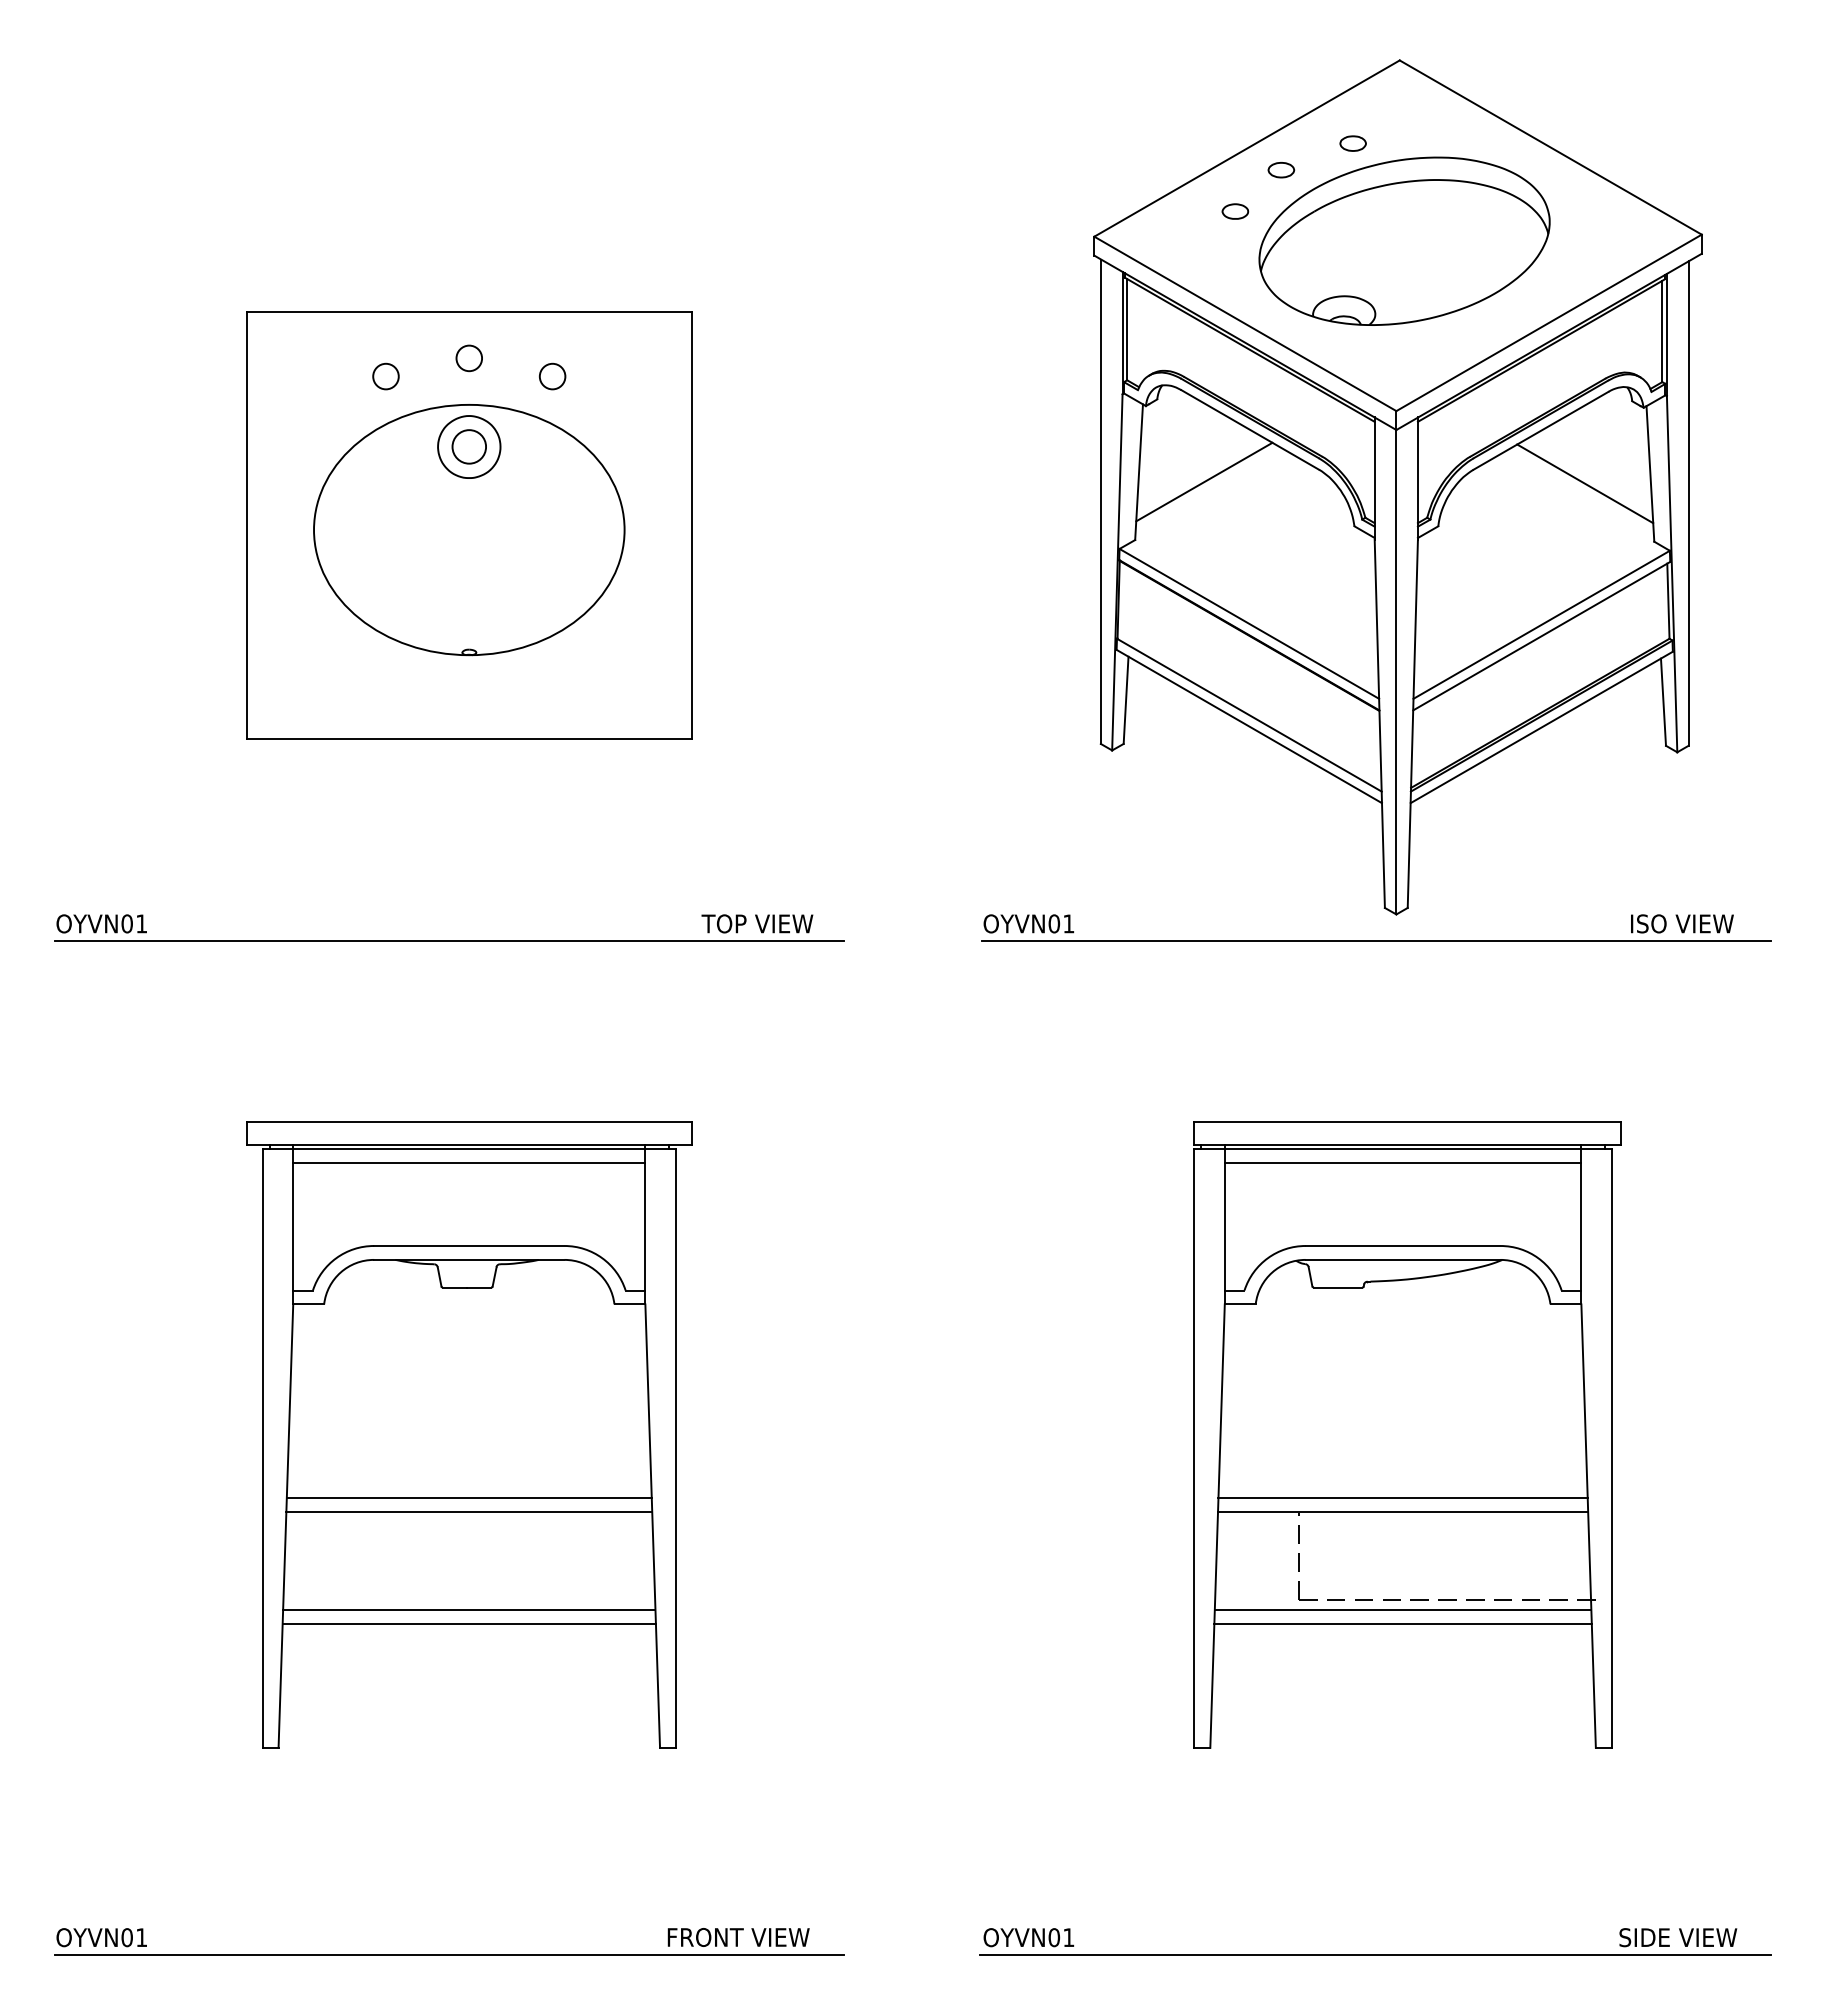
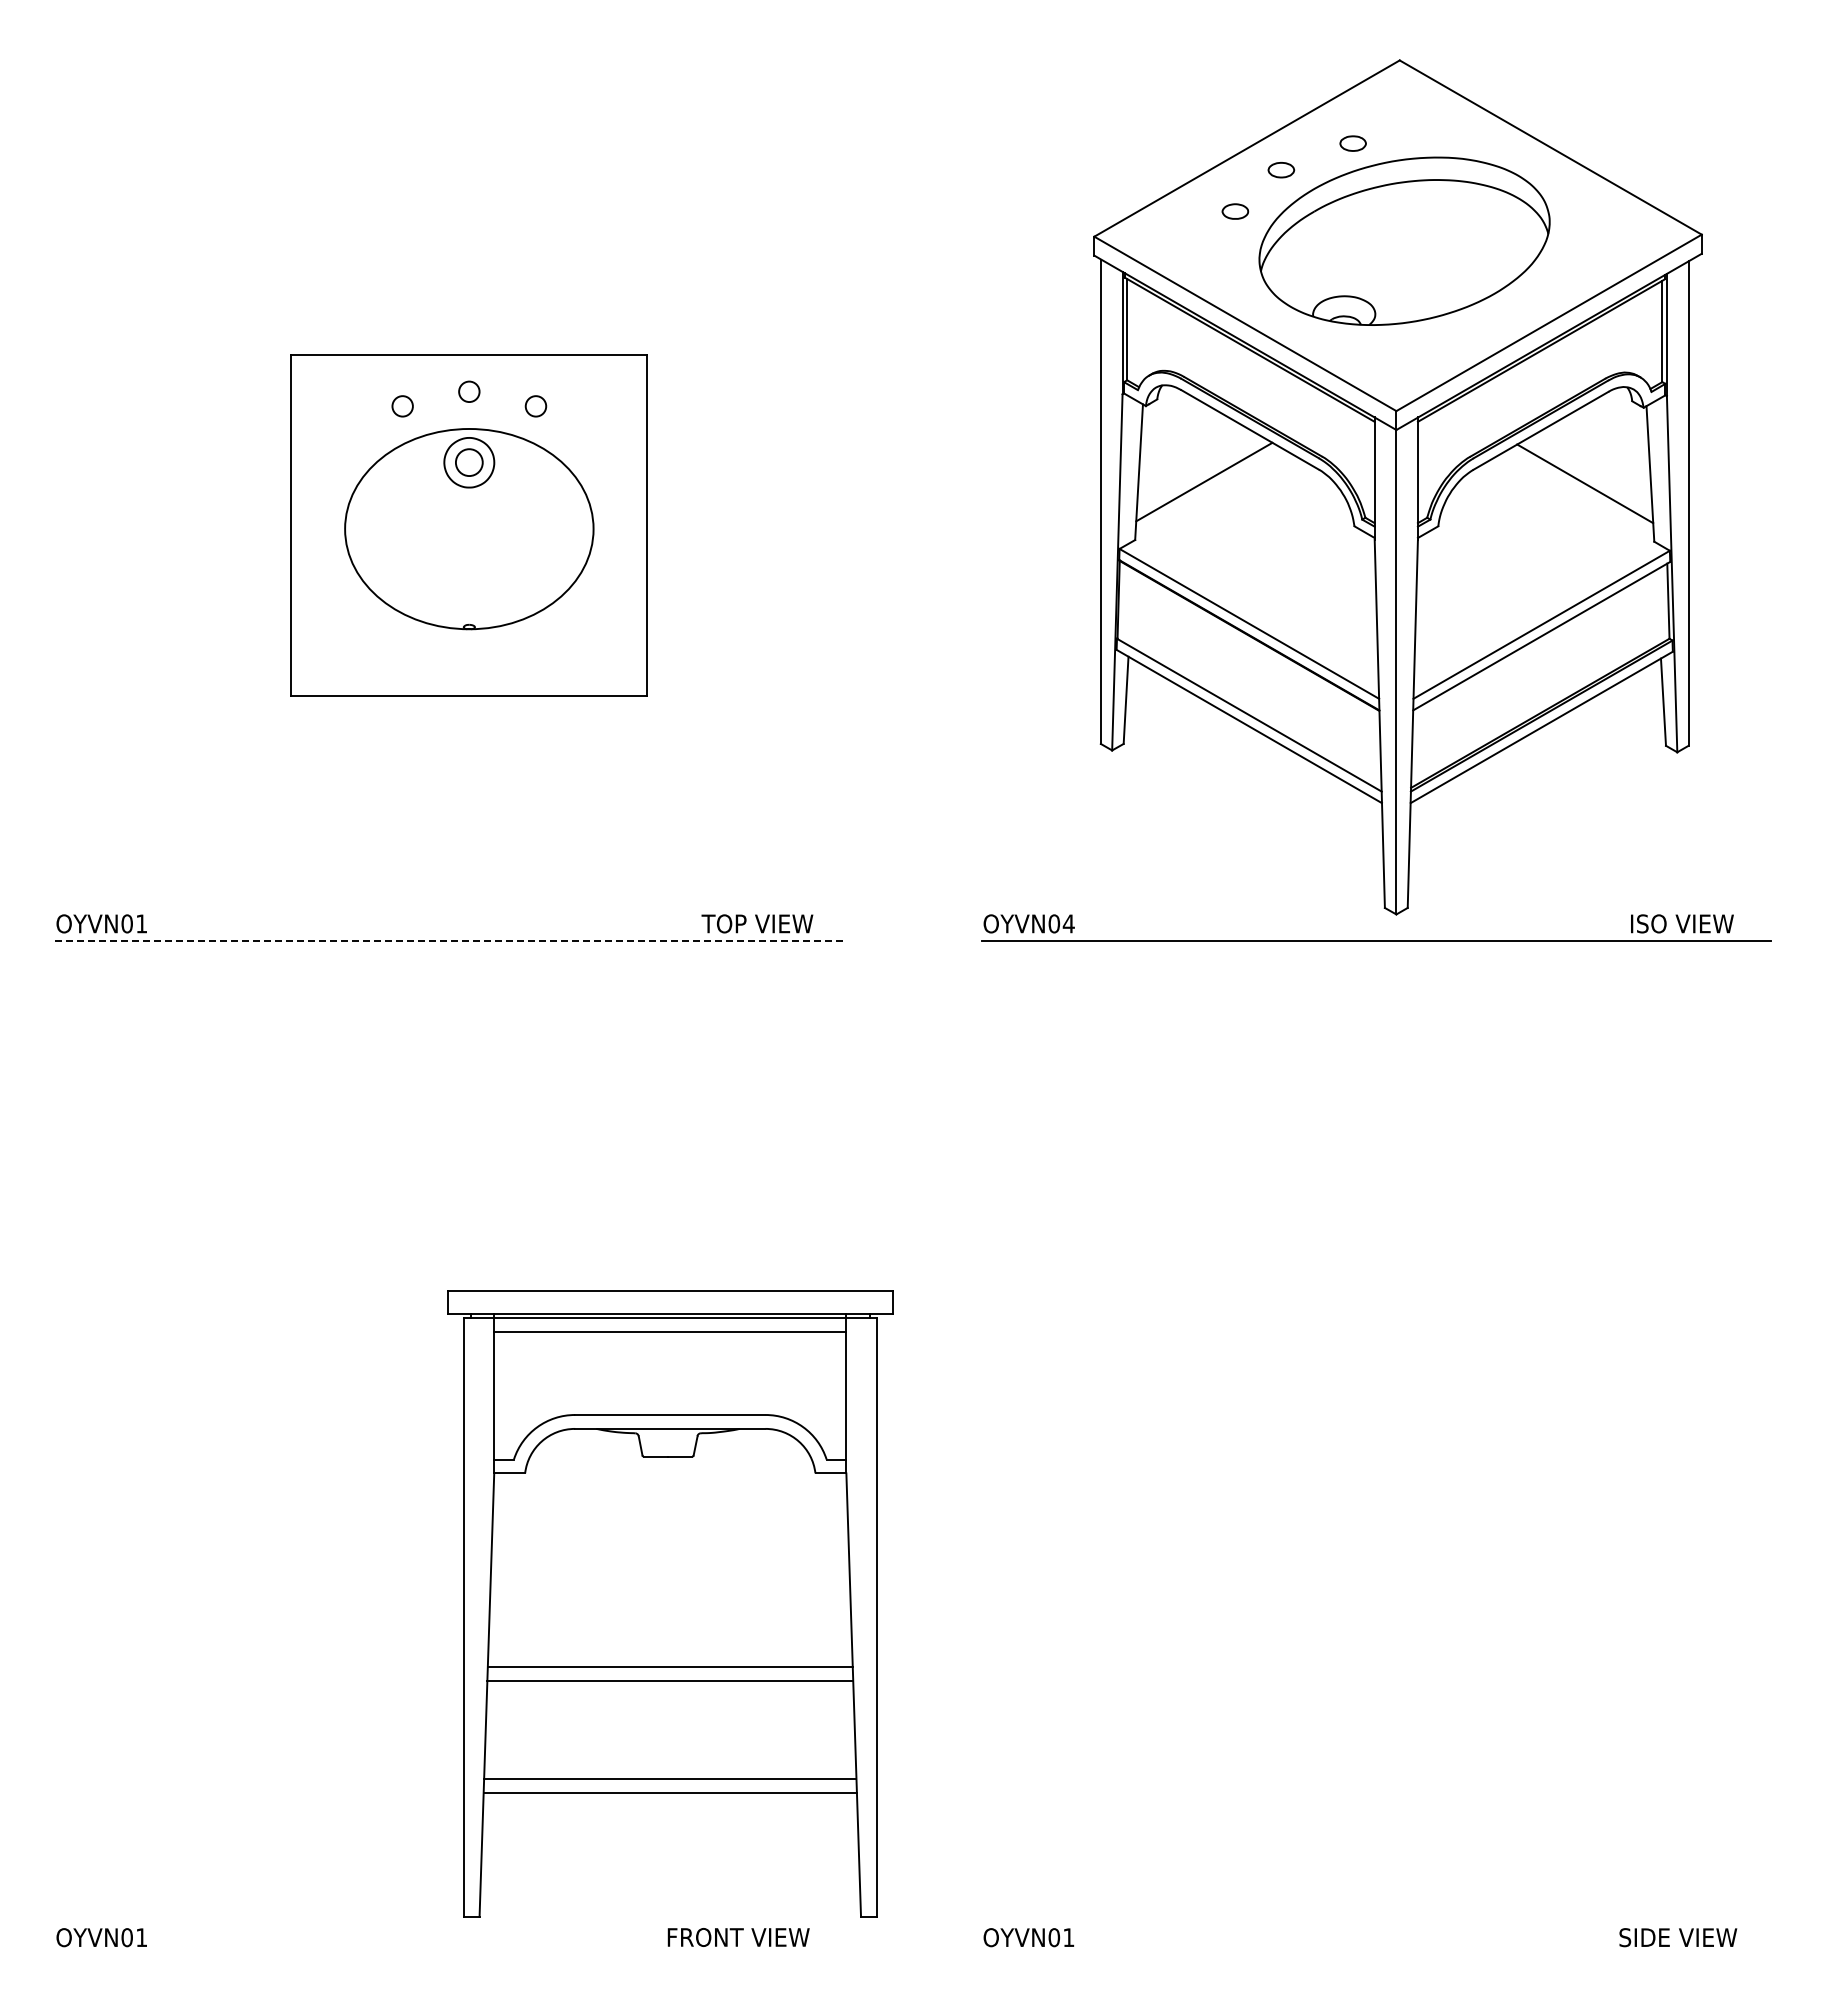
part size: 447x429 px -> 358x343 px (468, 525)
text: OYVN01 -> OYVN04 (1068, 923)
line: solid -> dashed (449, 940)
part position: (469, 1434) -> (670, 1603) (670, 1603)
part: present -> none (1407, 1434)
line: present -> none (449, 1954)
line: present -> none (1375, 1954)
